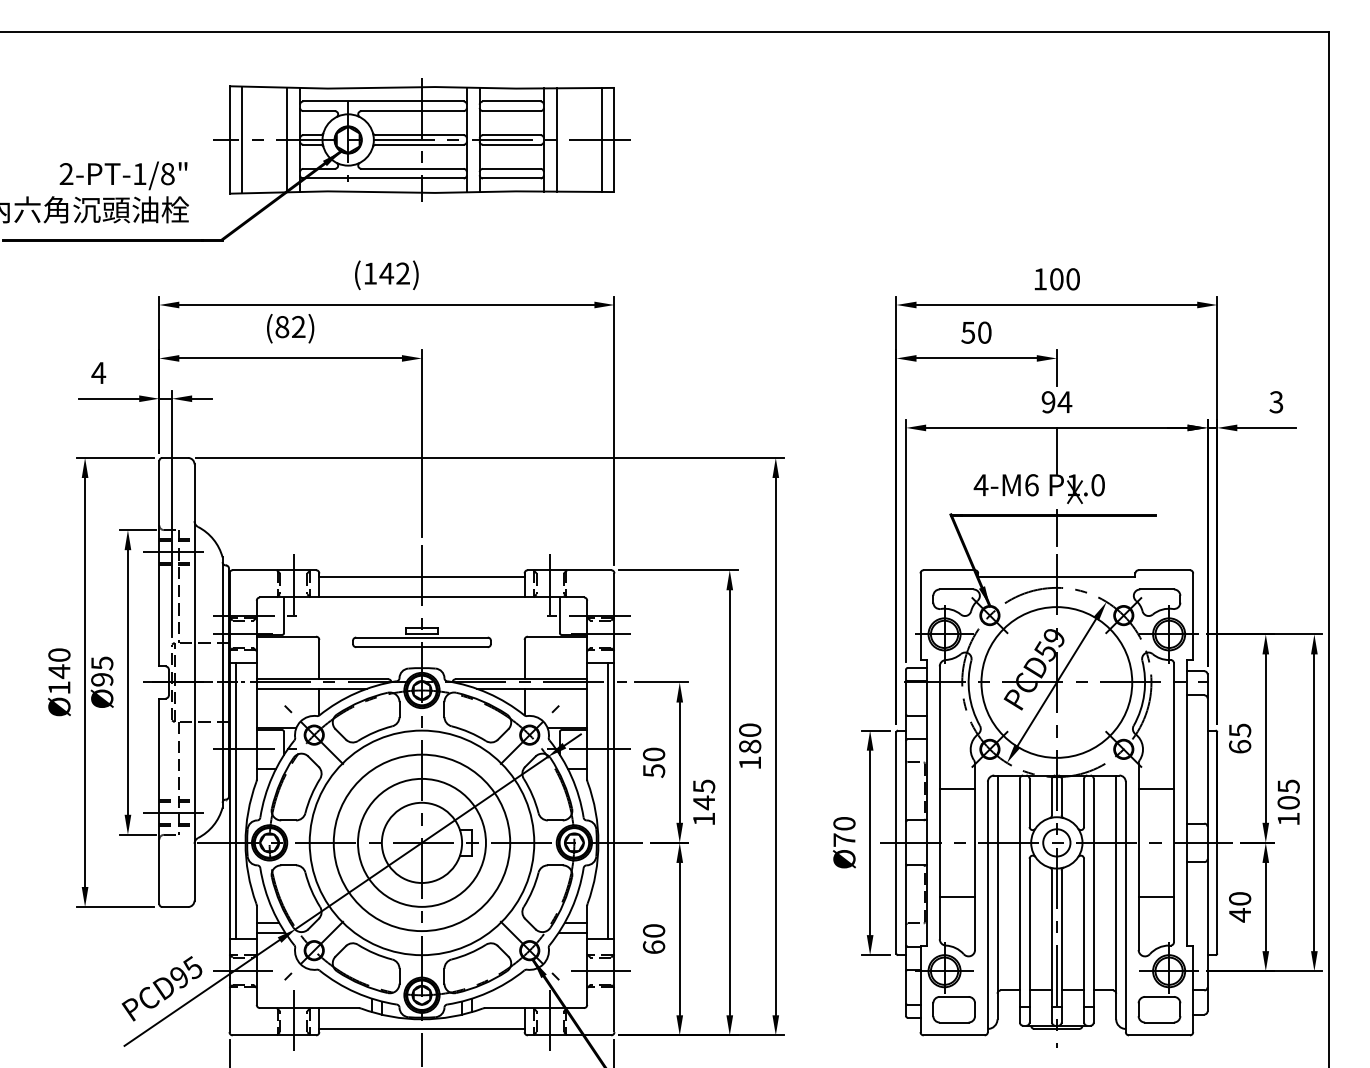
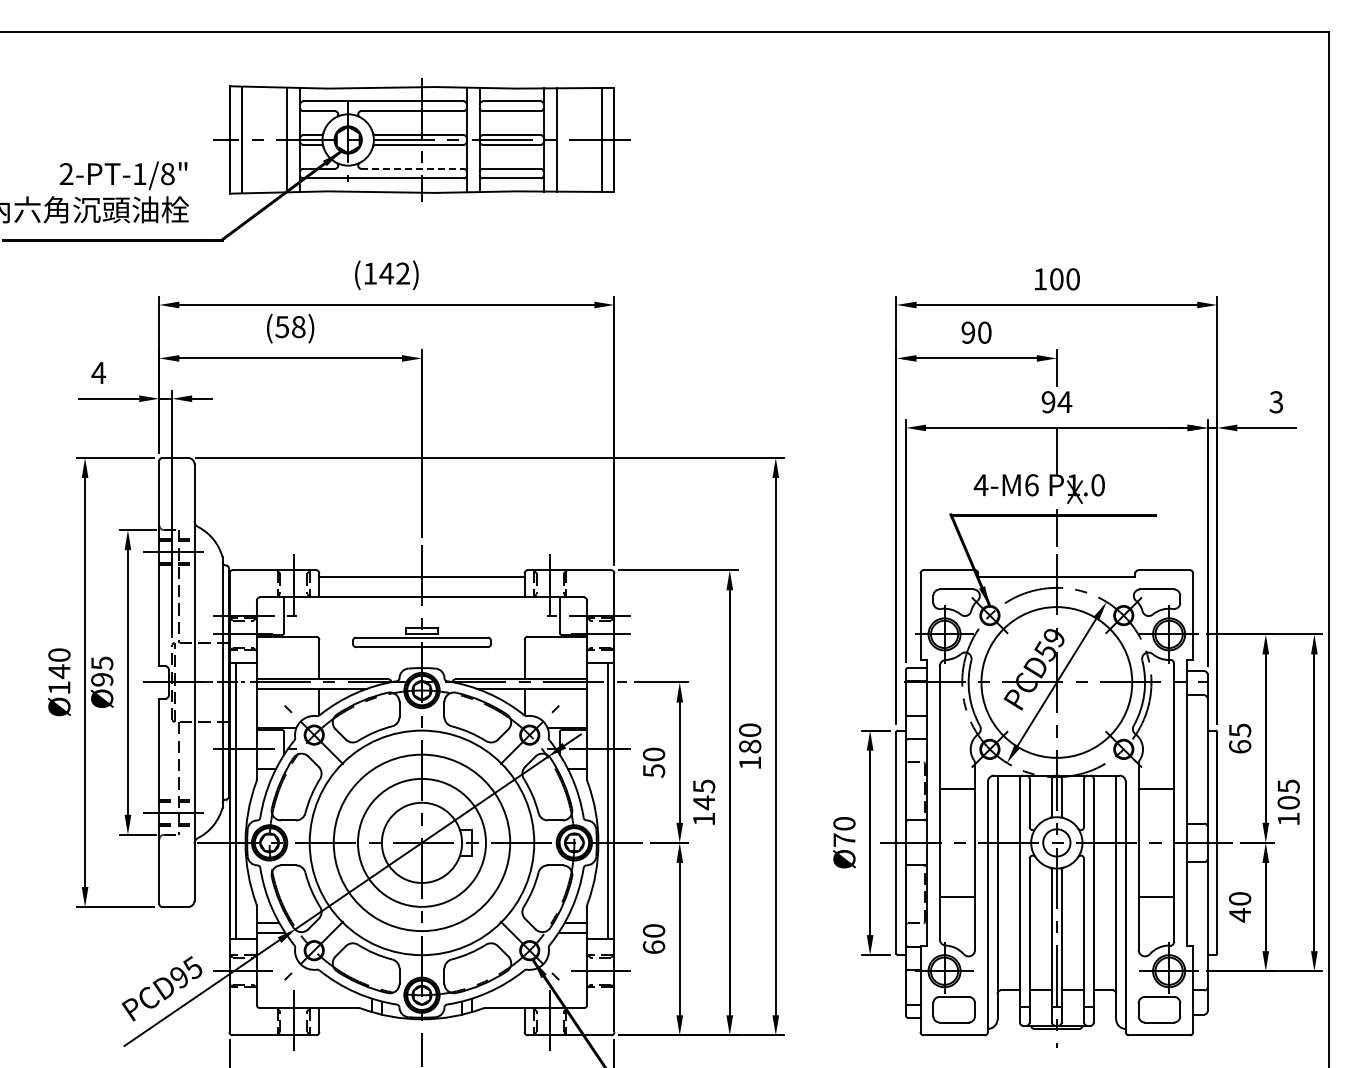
line: solid -> dashed (413, 168)
text: (82) -> (58) (290, 327)
text: 50 -> 90 (967, 332)
line: present -> none (421, 1028)
